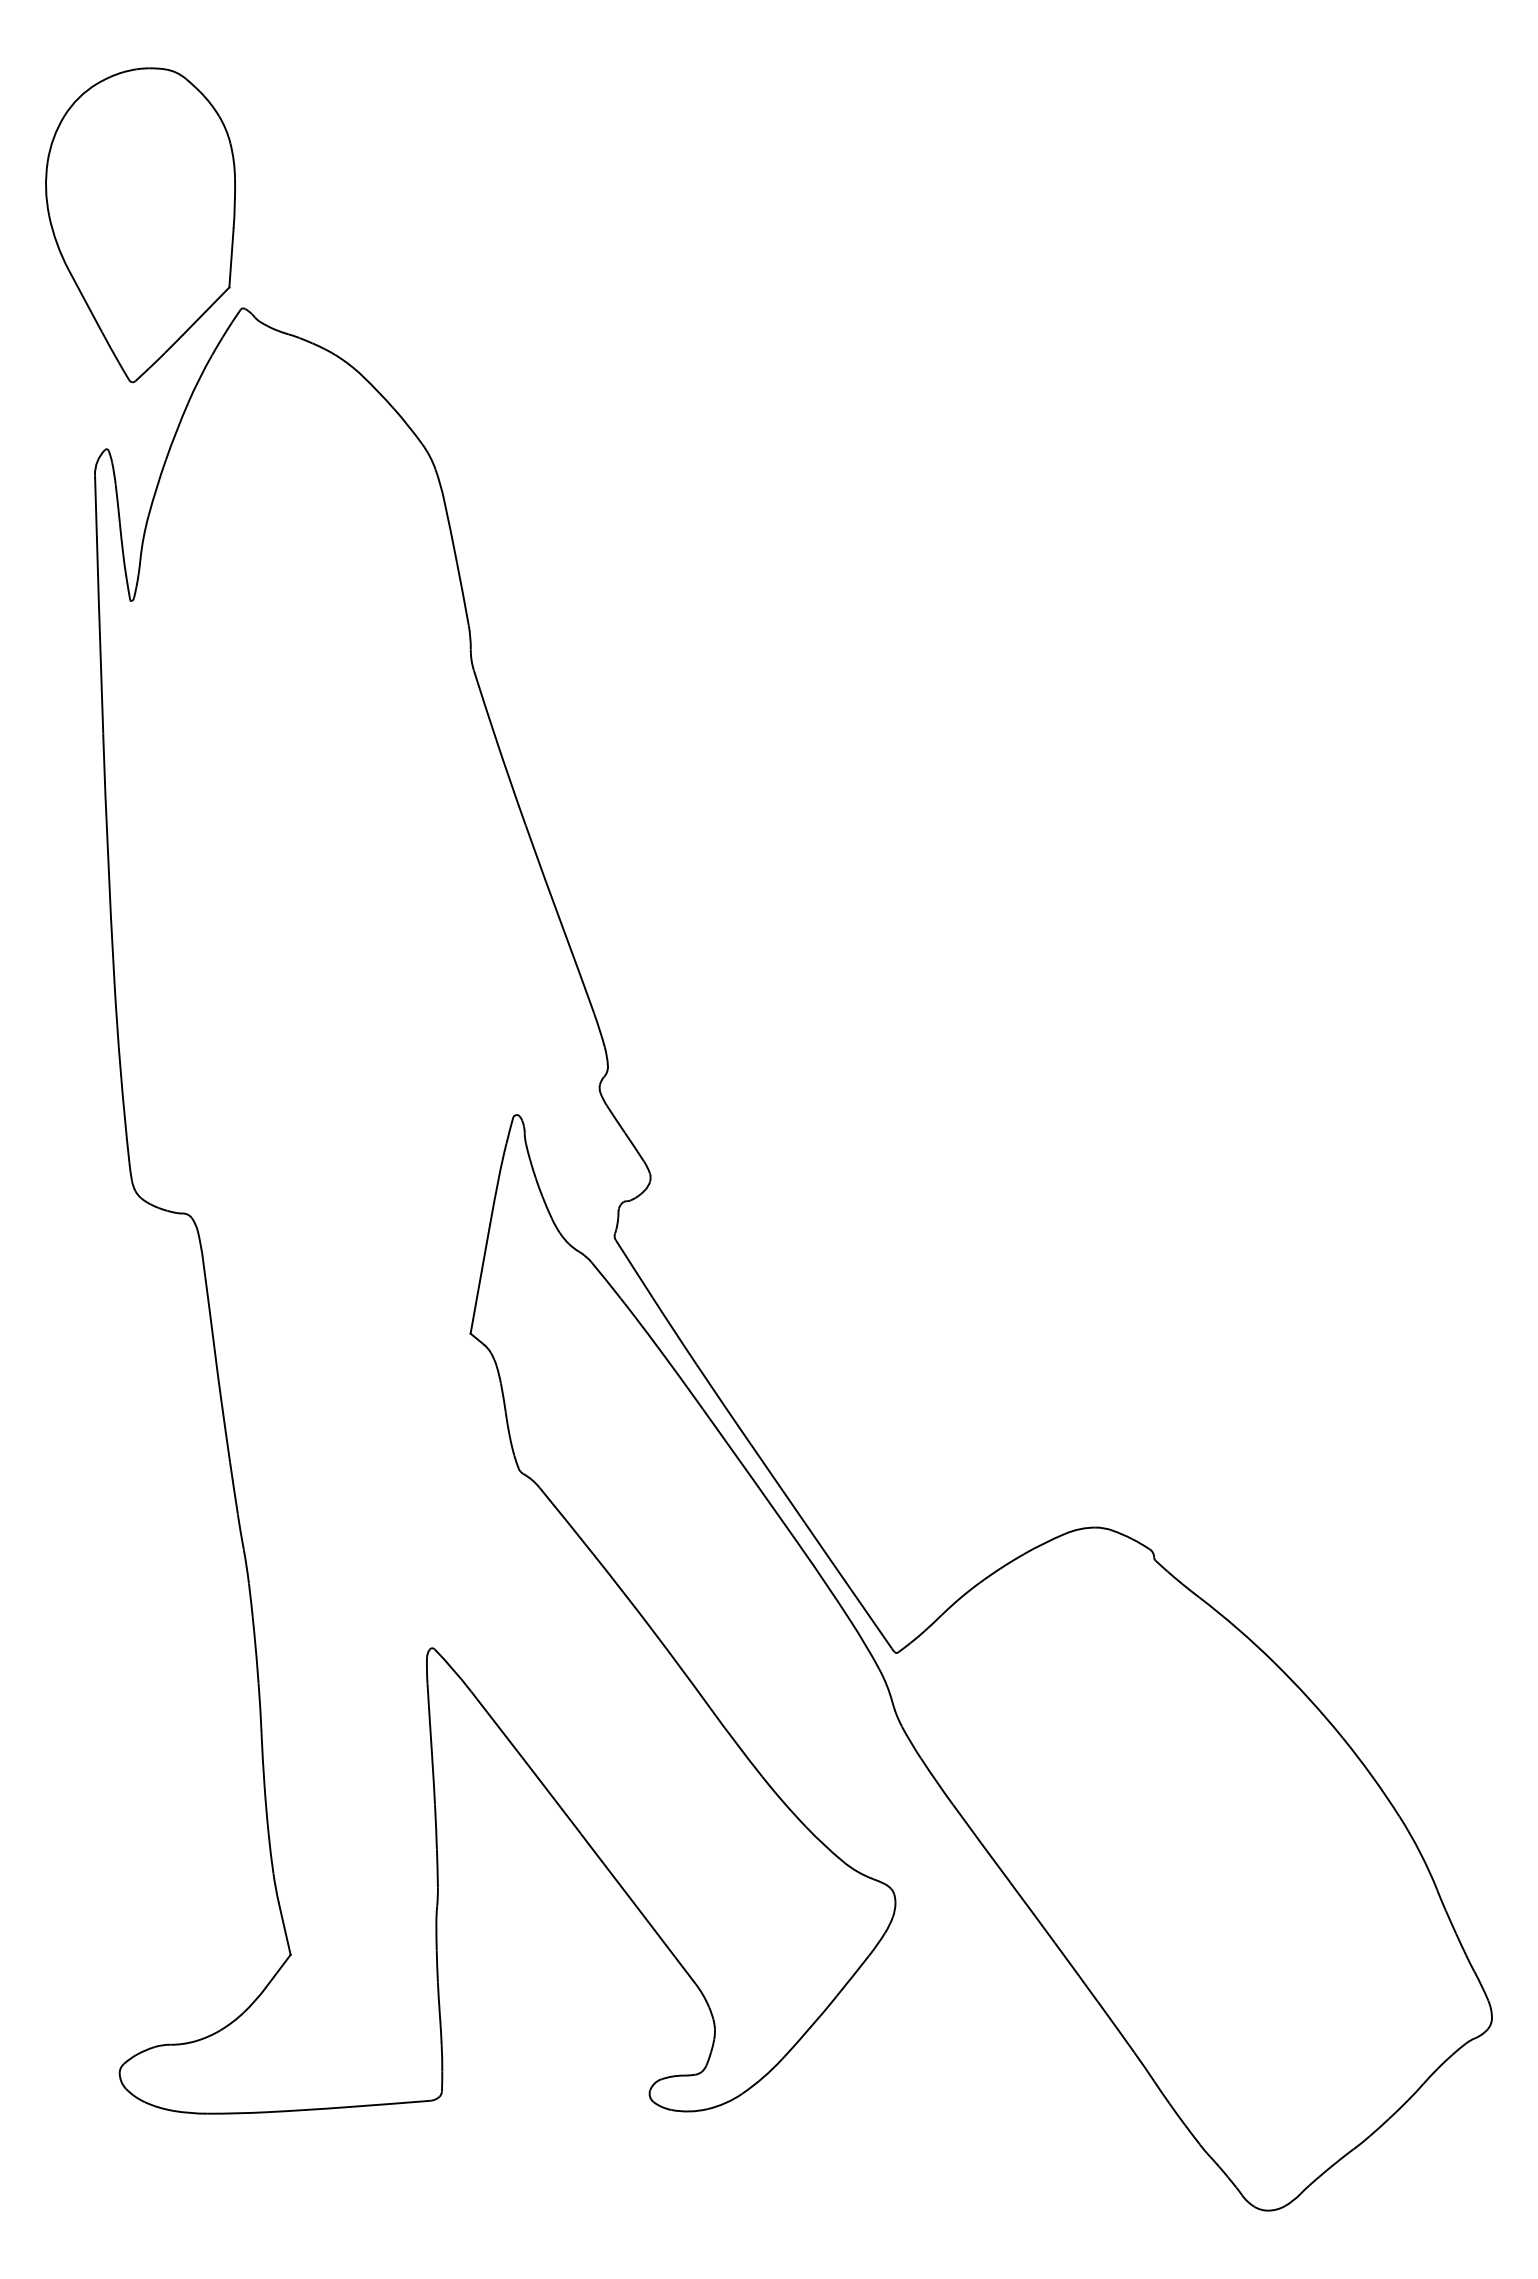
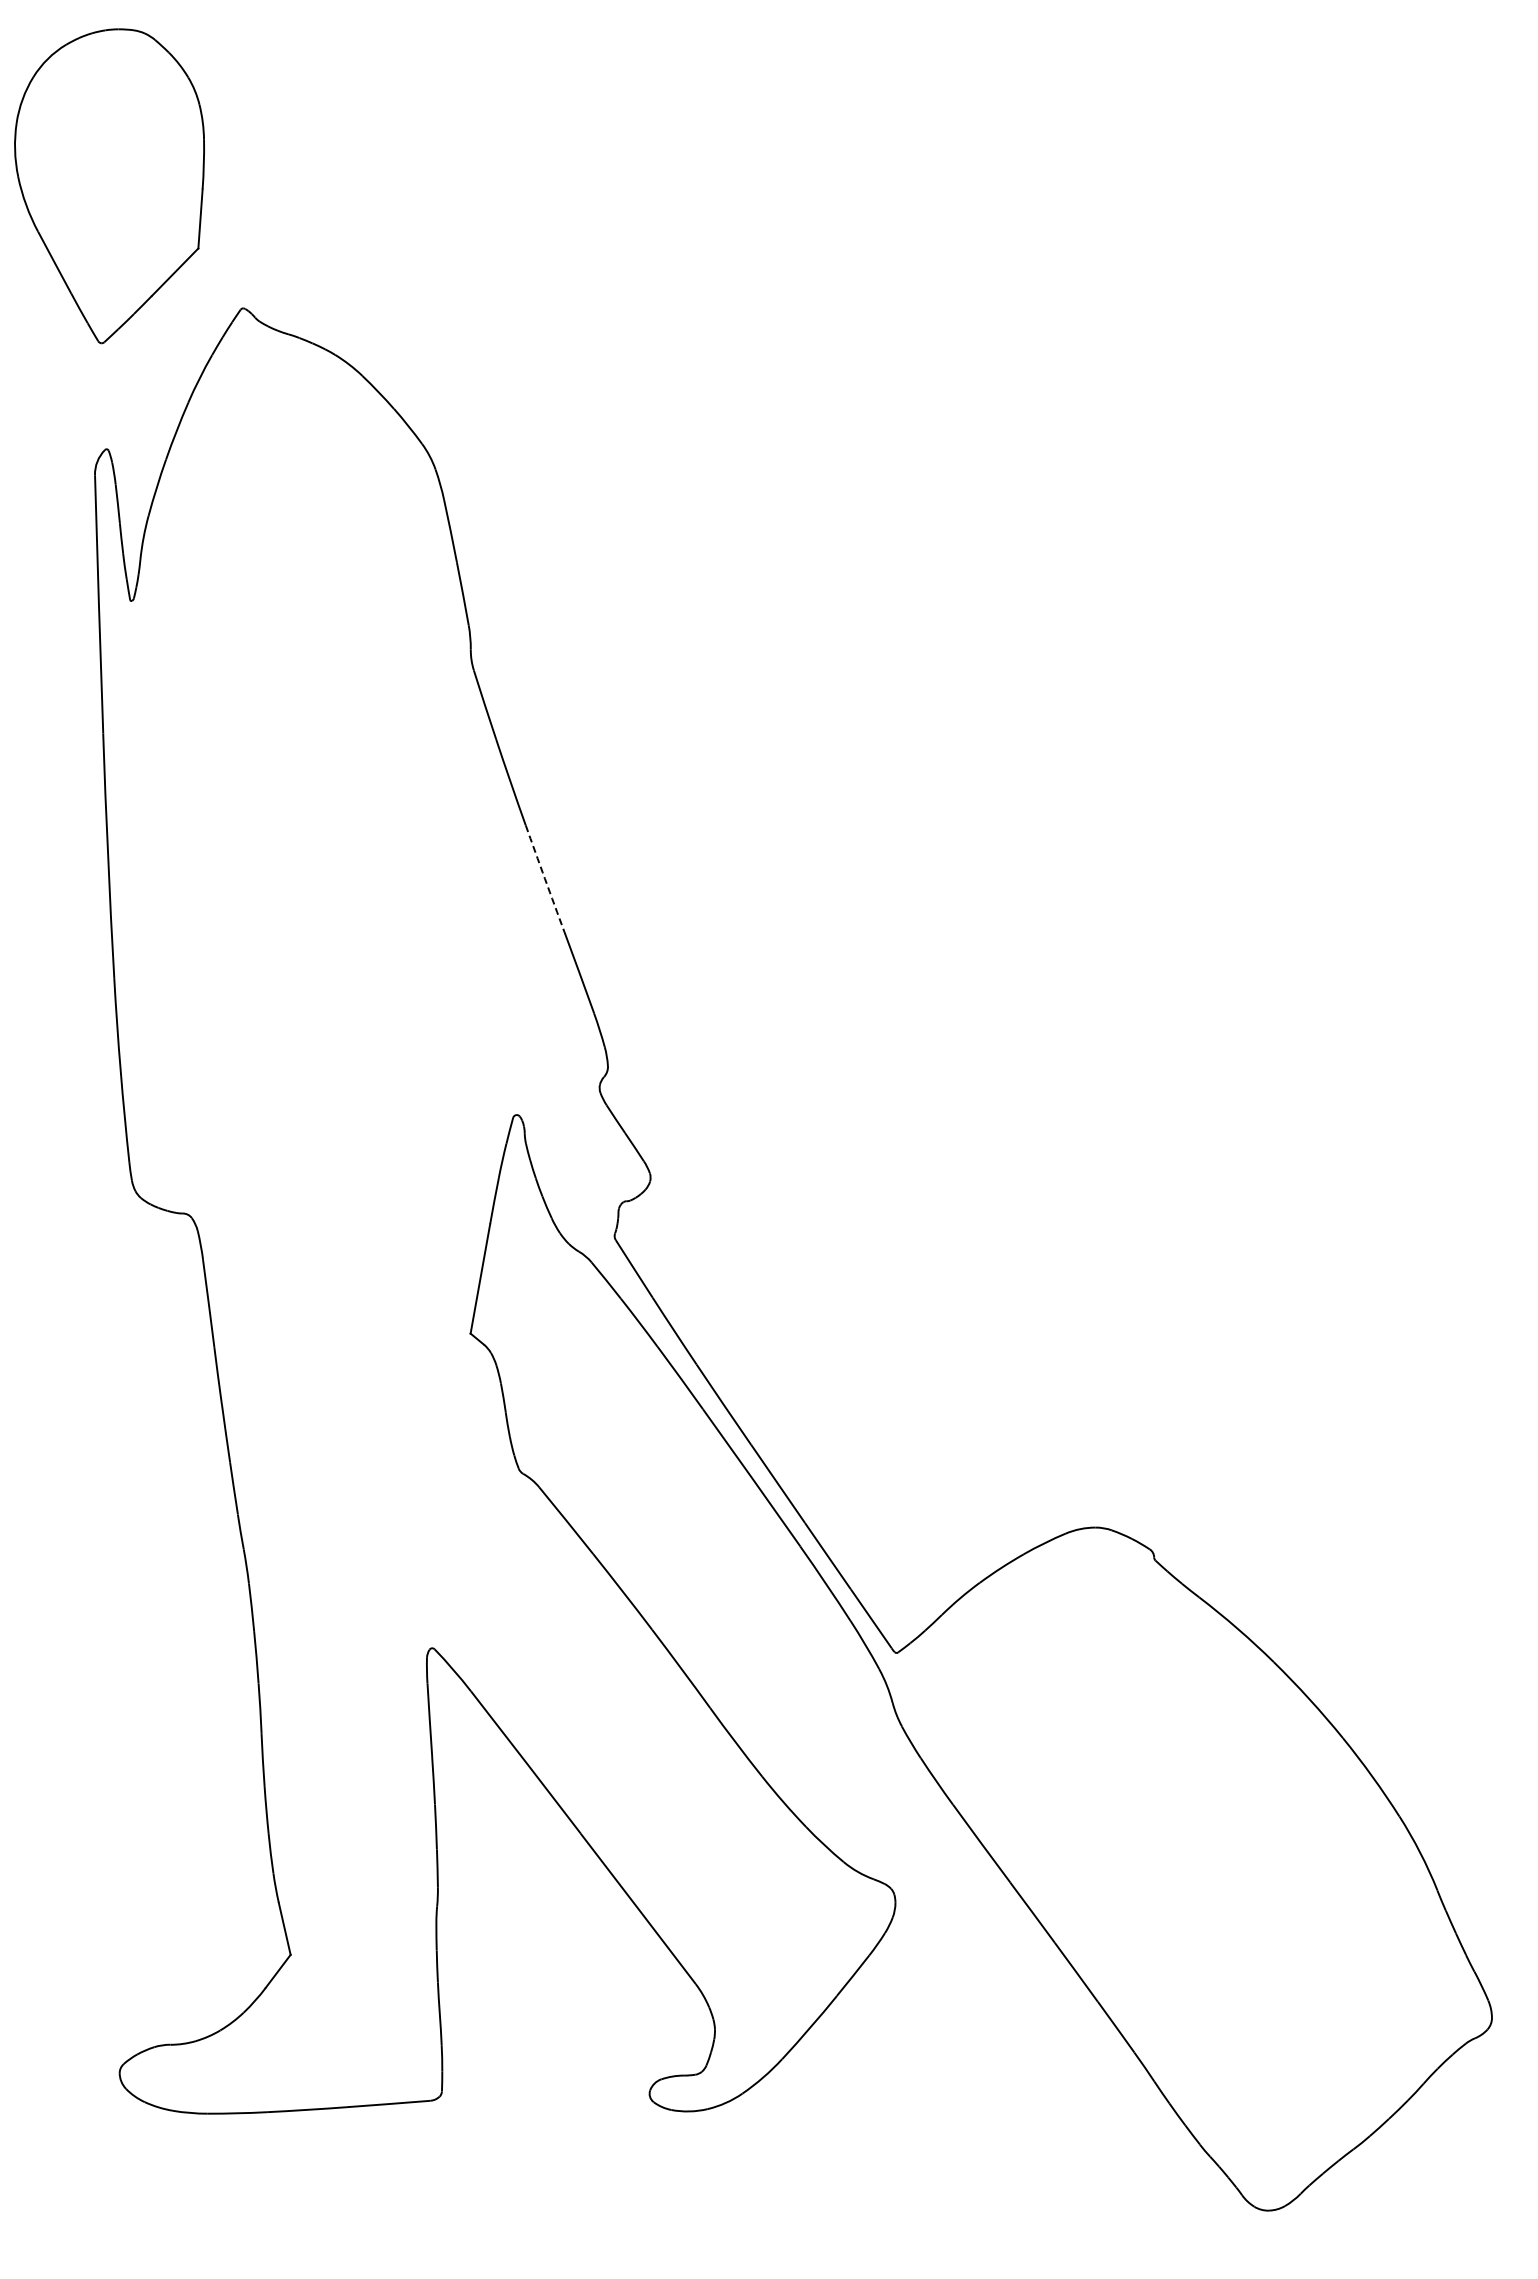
part position: (140, 225) -> (109, 186) (109, 186)
arc: solid -> dashed (544, 878)
